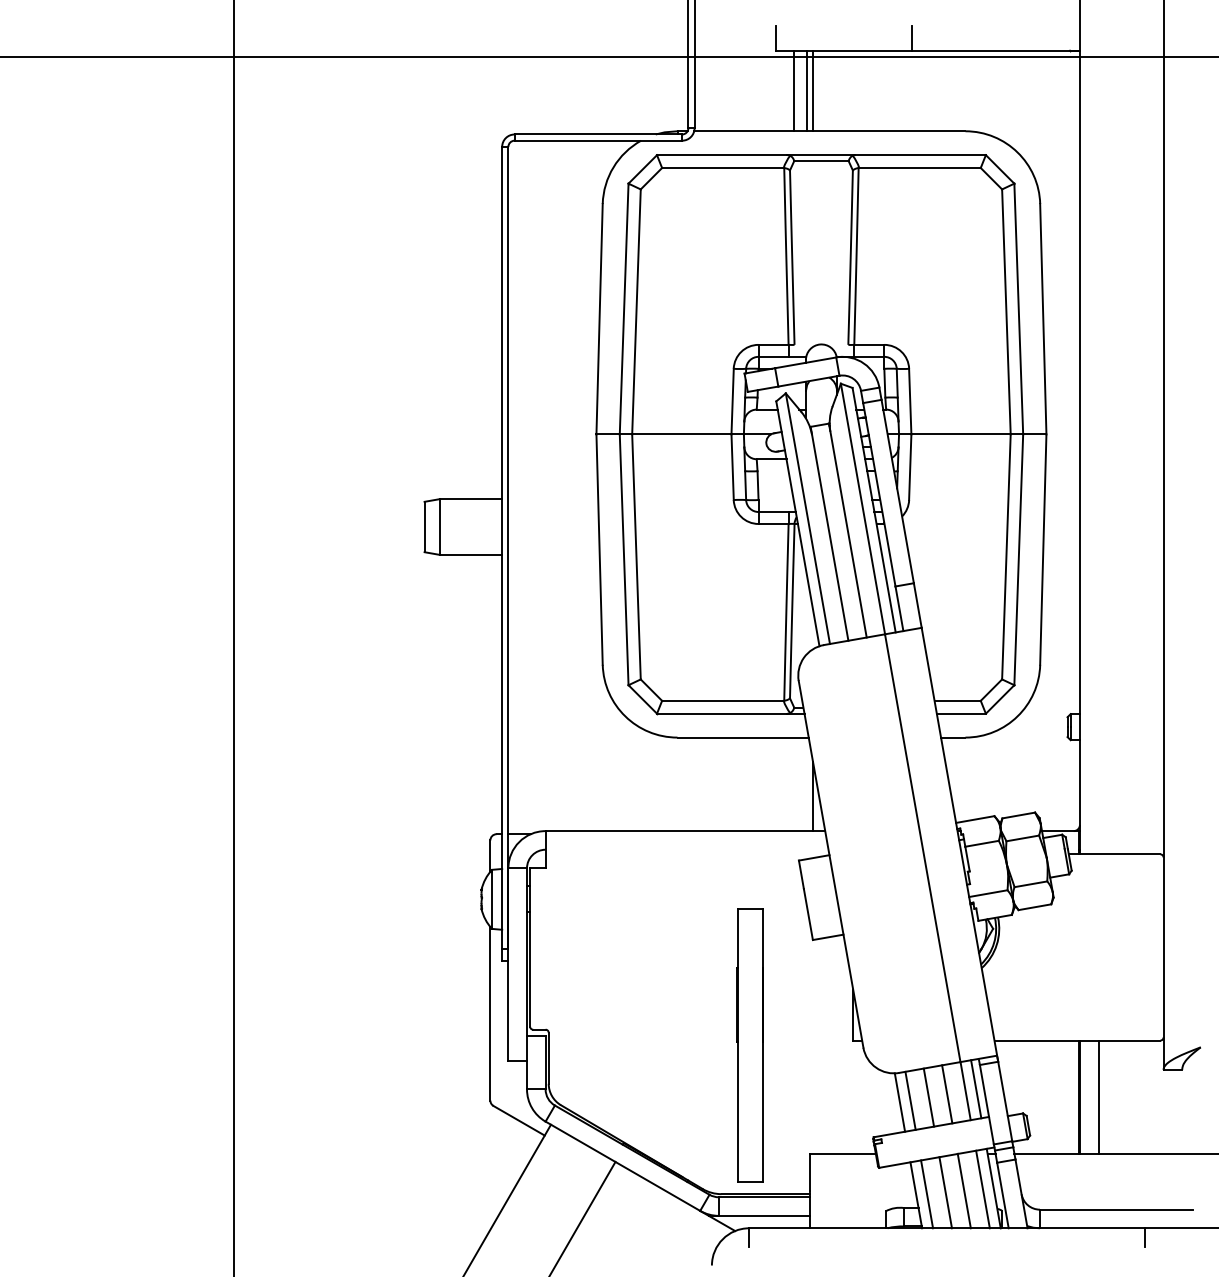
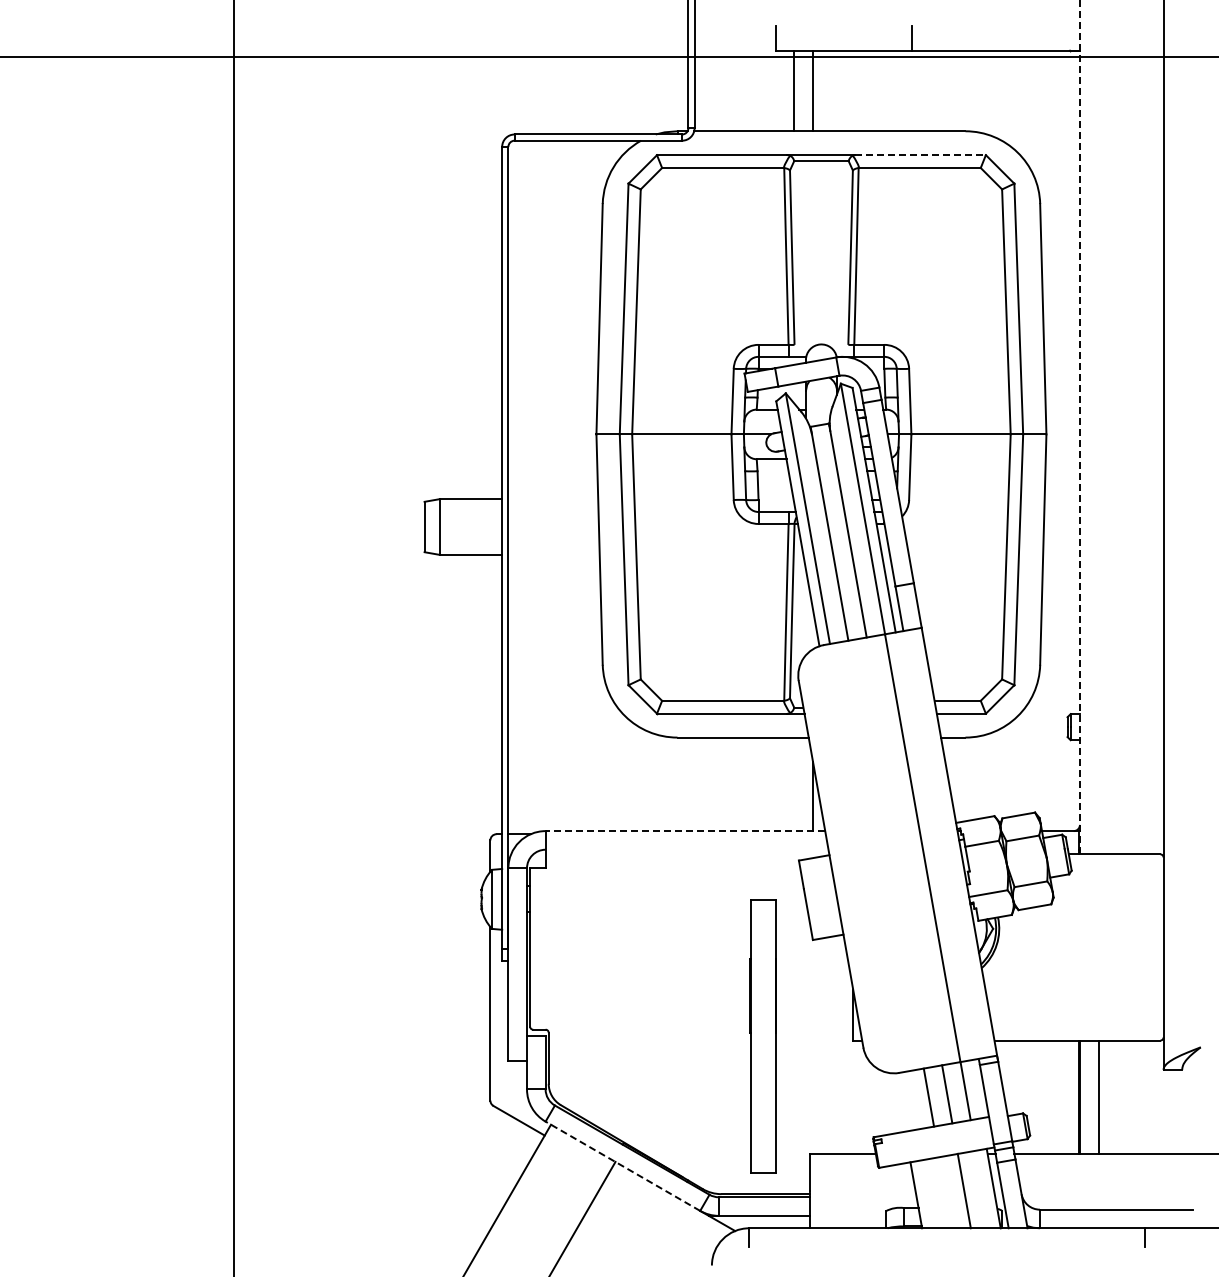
line: present -> none (806, 90)
line: solid -> dashed (921, 155)
line: solid -> dashed (1079, 427)
line: solid -> dashed (685, 831)
part position: (749, 1045) -> (762, 1036) (762, 1036)
line: present -> none (976, 1089)
line: present -> none (910, 1100)
line: present -> none (899, 1102)
line: solid -> dashed (622, 1166)
line: present -> none (982, 1189)
line: present -> none (945, 1192)
line: present -> none (927, 1194)
